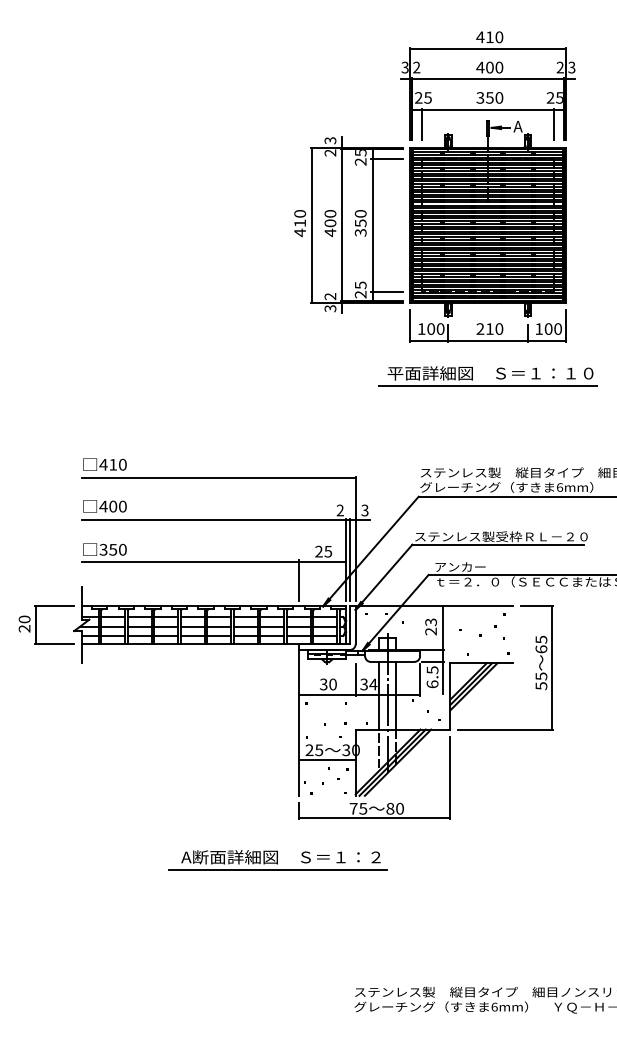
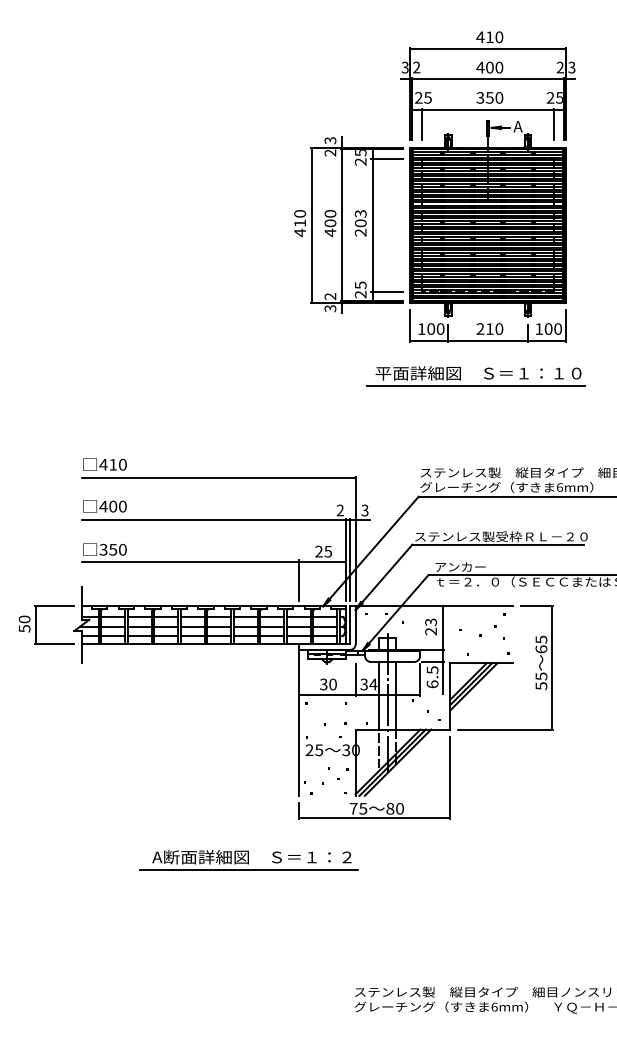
text: 350 -> 203 (360, 223)
part position: (487, 385) -> (475, 385) (475, 385)
text: 20 -> 50 (24, 628)
line: present -> none (326, 759)
part position: (277, 860) -> (248, 860) (248, 860)
